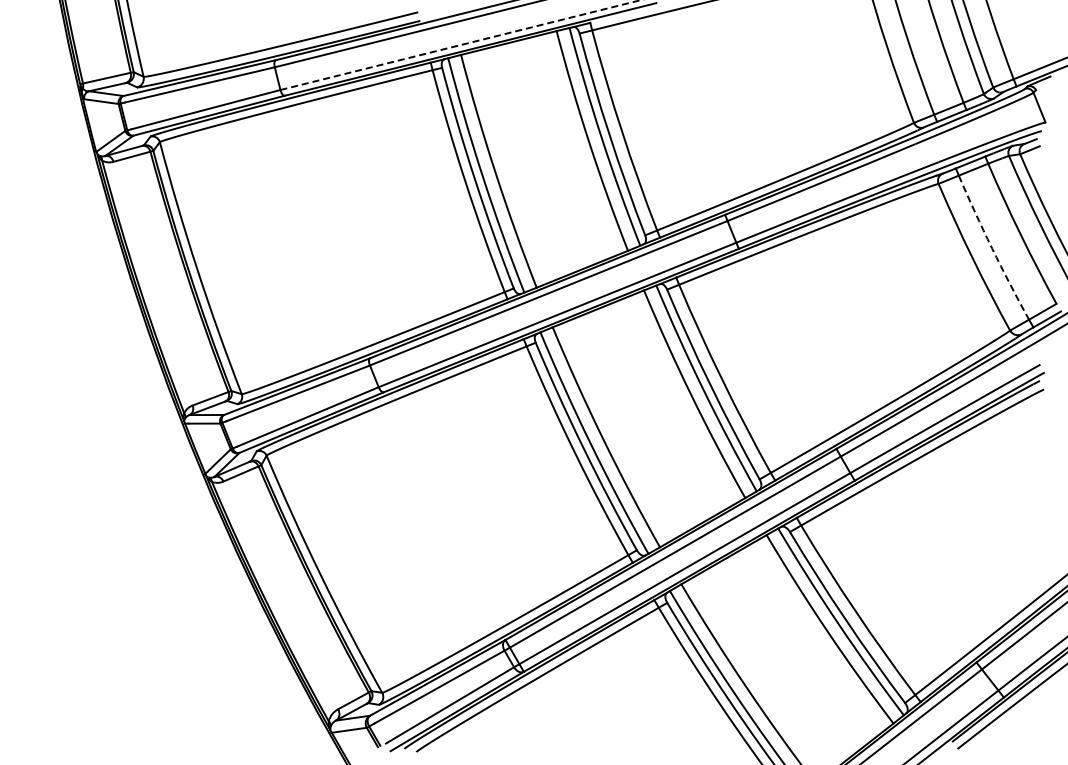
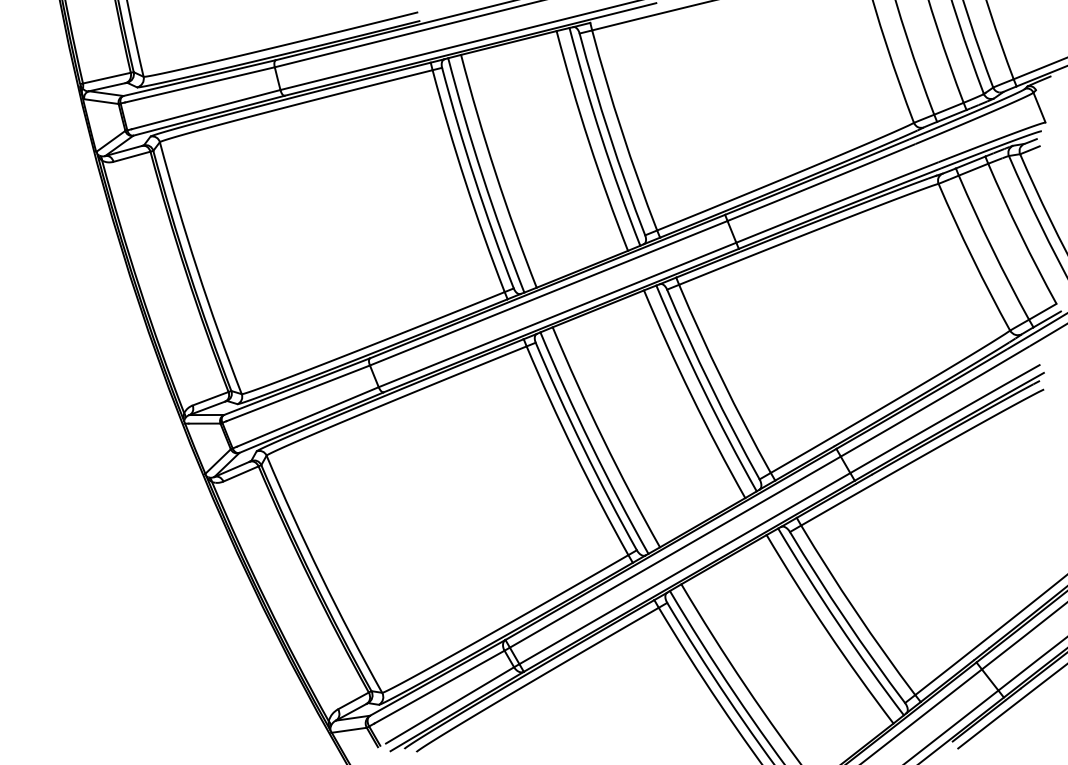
line: dashed -> solid (460, 45)
arc: dashed -> solid (992, 248)
